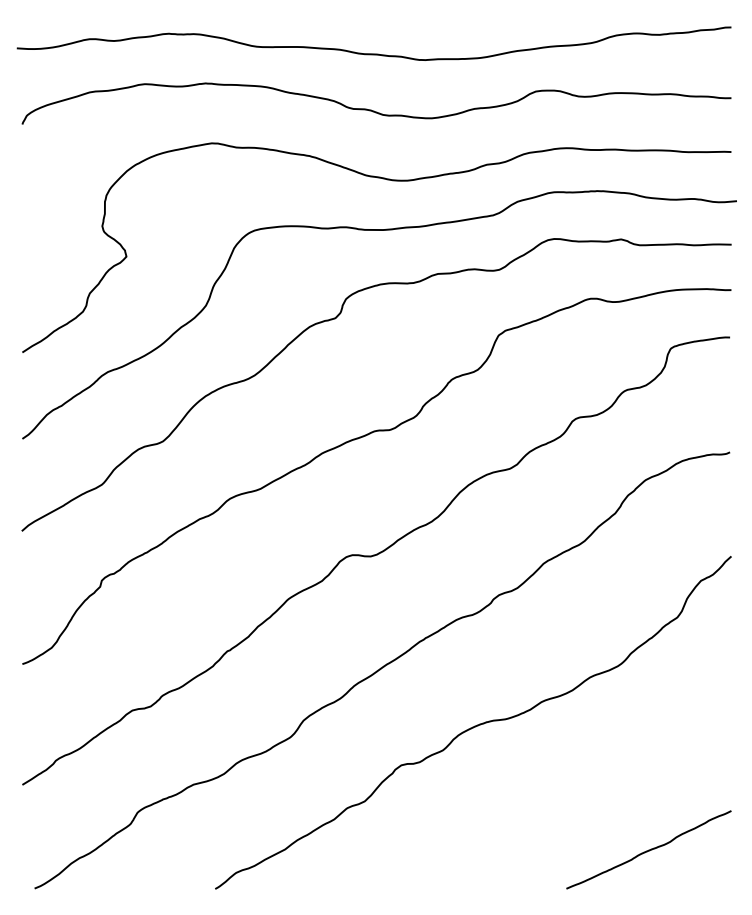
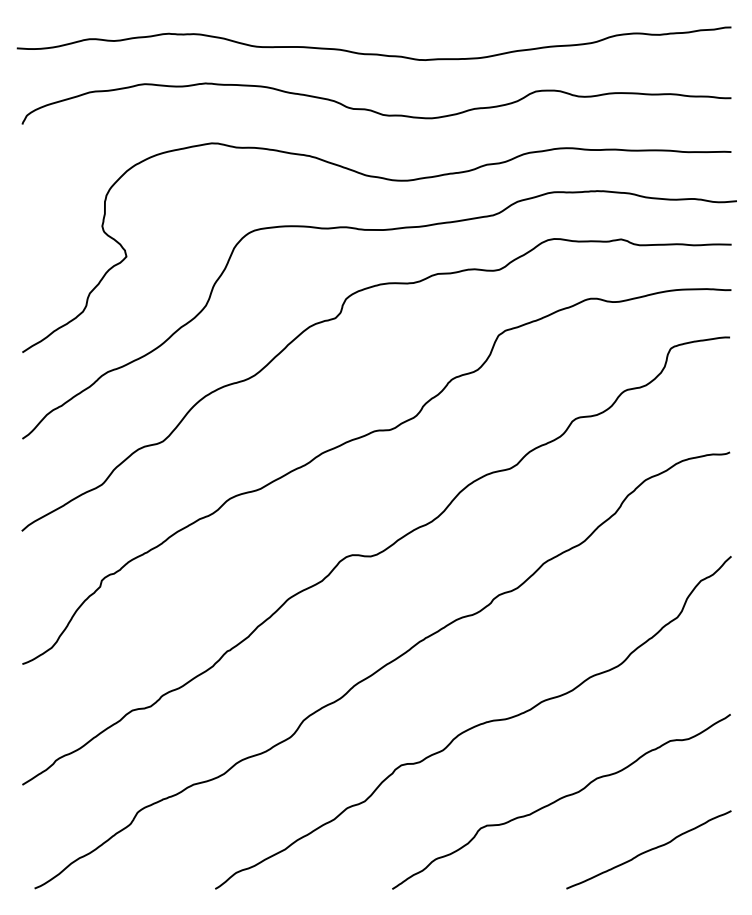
curve: none -> present (561, 799)
